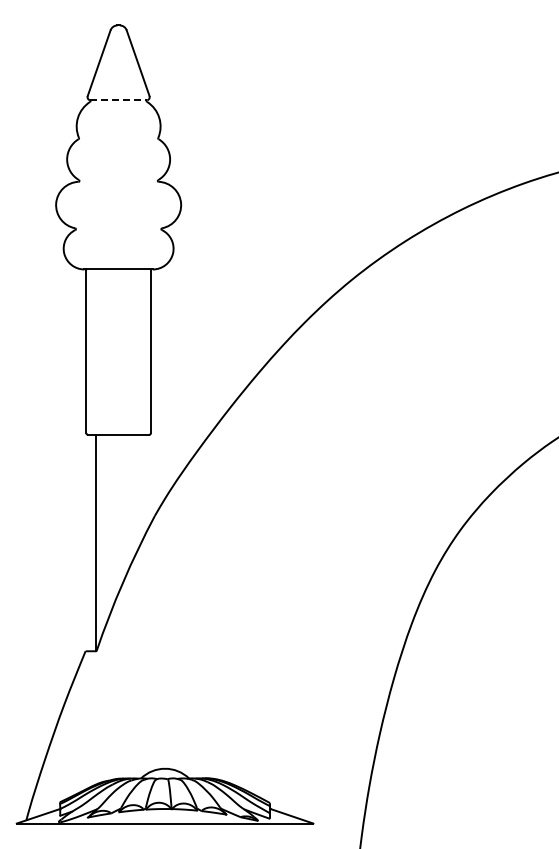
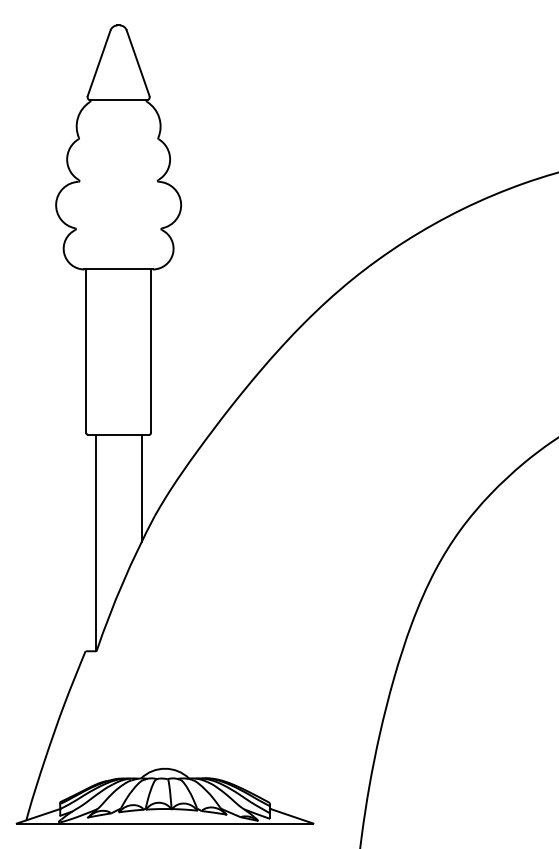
line: dashed -> solid (118, 100)
line: none -> present (141, 488)
